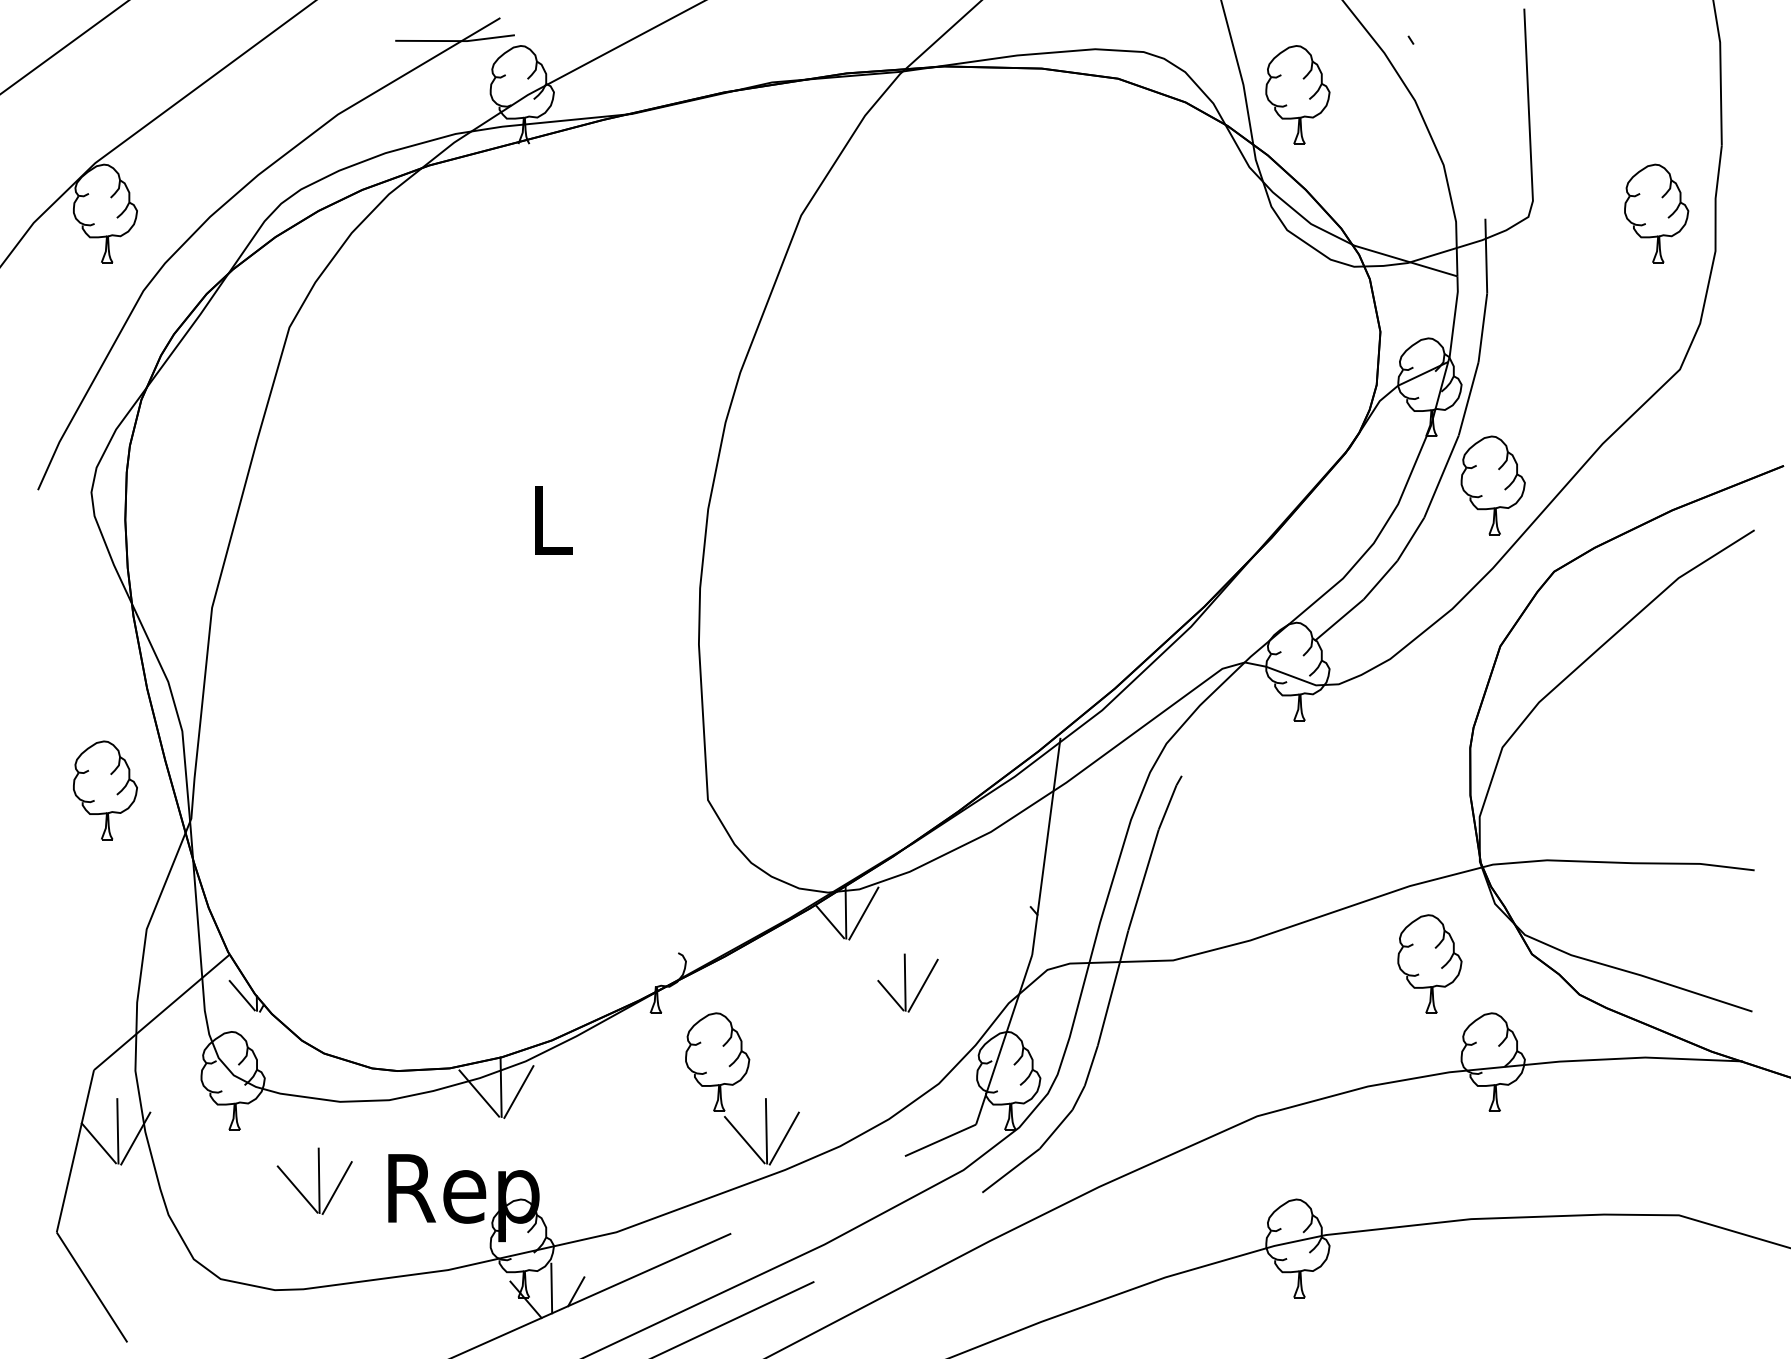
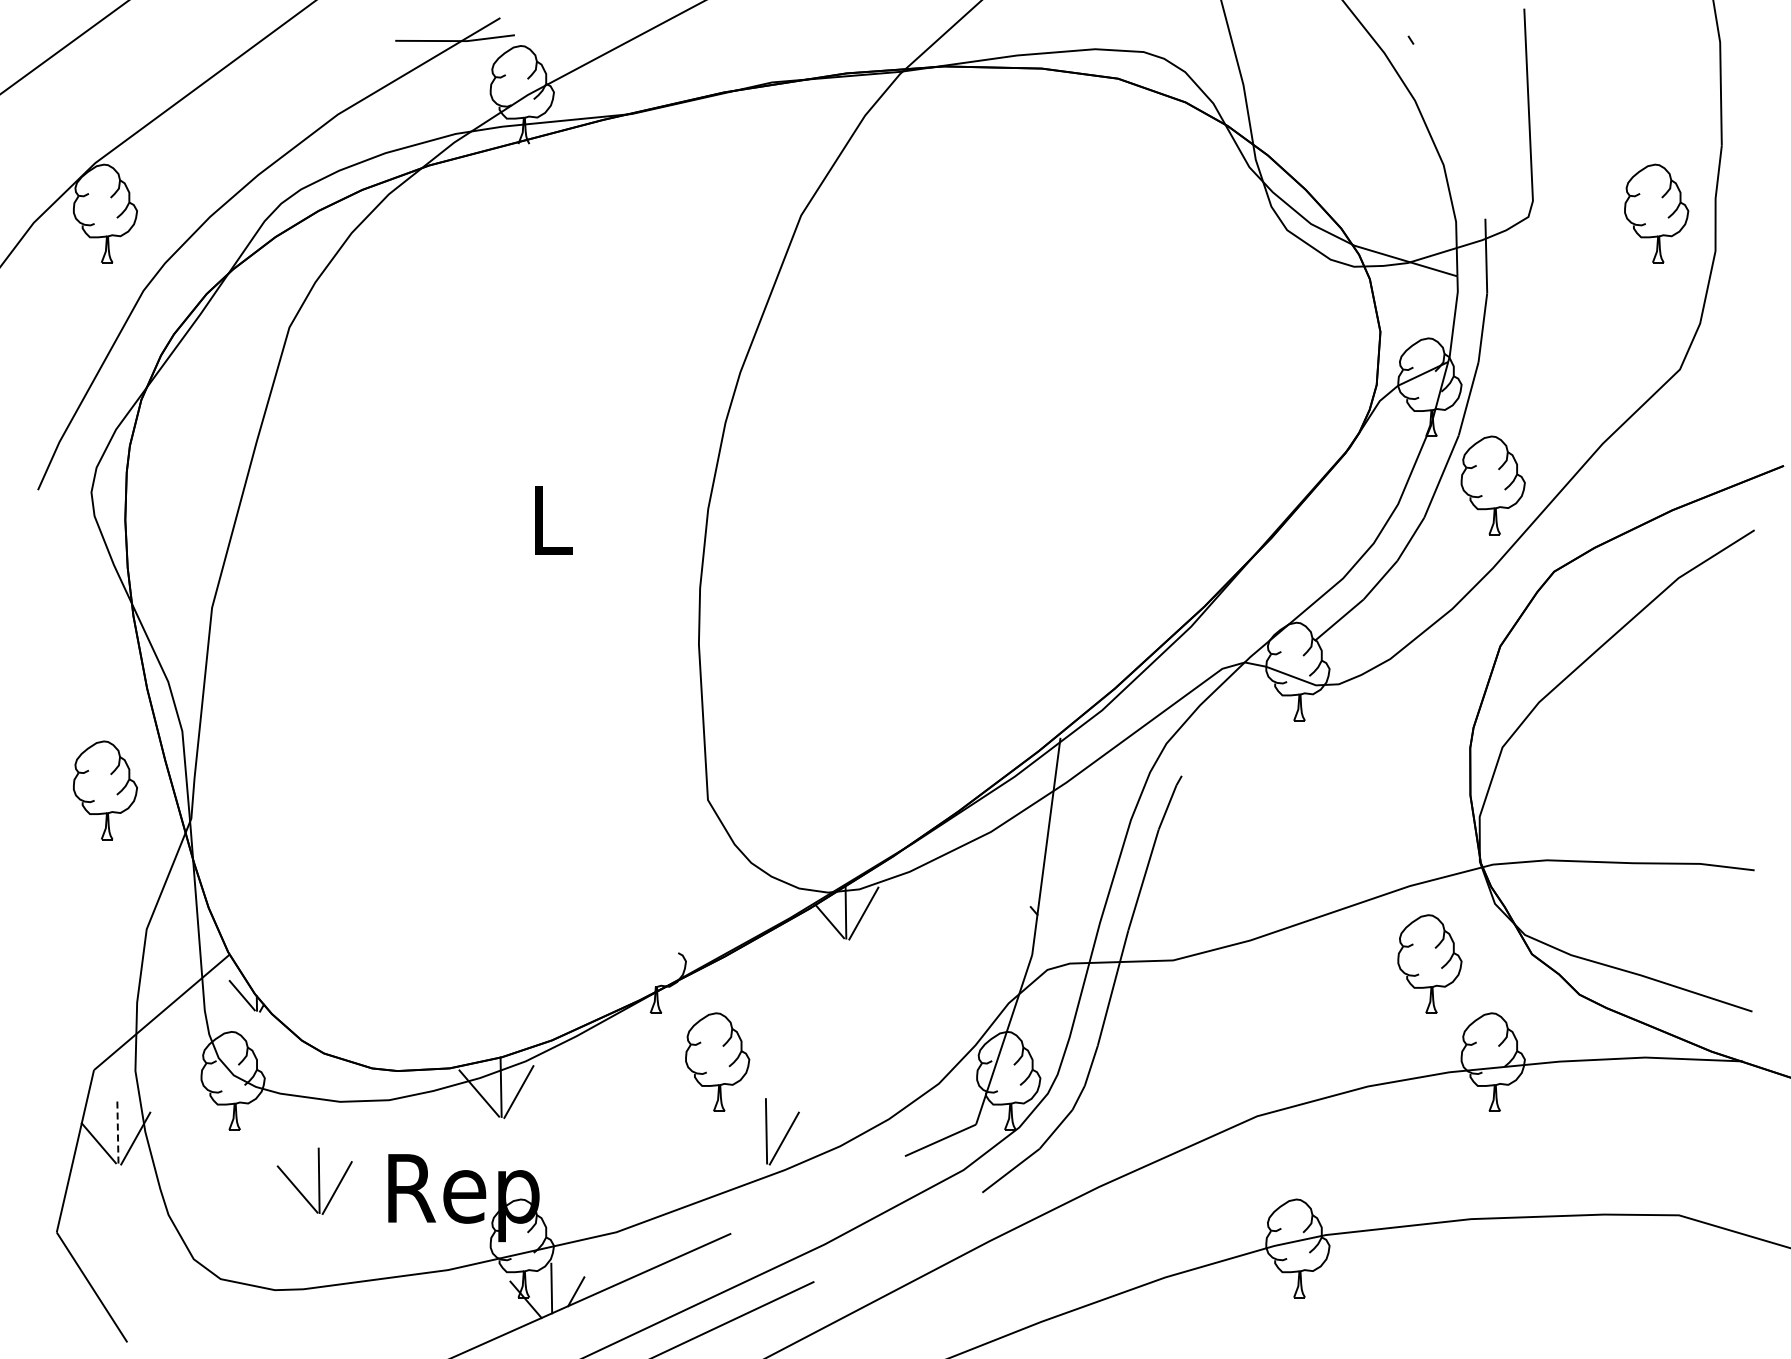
part: present -> none (1297, 94)
part: present -> none (907, 982)
line: solid -> dashed (117, 1130)
line: present -> none (744, 1139)
